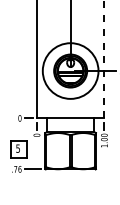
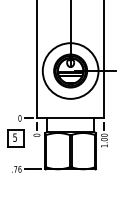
line: dashed -> solid (104, 59)
part position: (18, 149) -> (15, 138) (15, 138)
